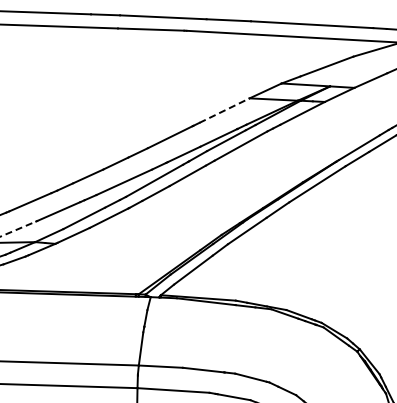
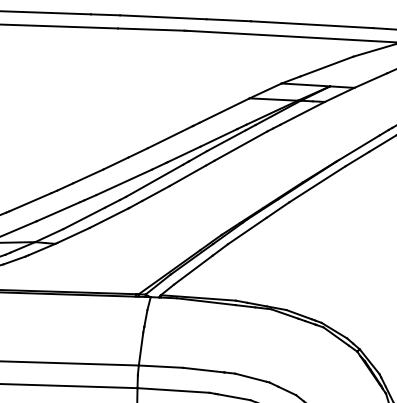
line: dashed -> solid (224, 110)
line: dashed -> solid (18, 228)
